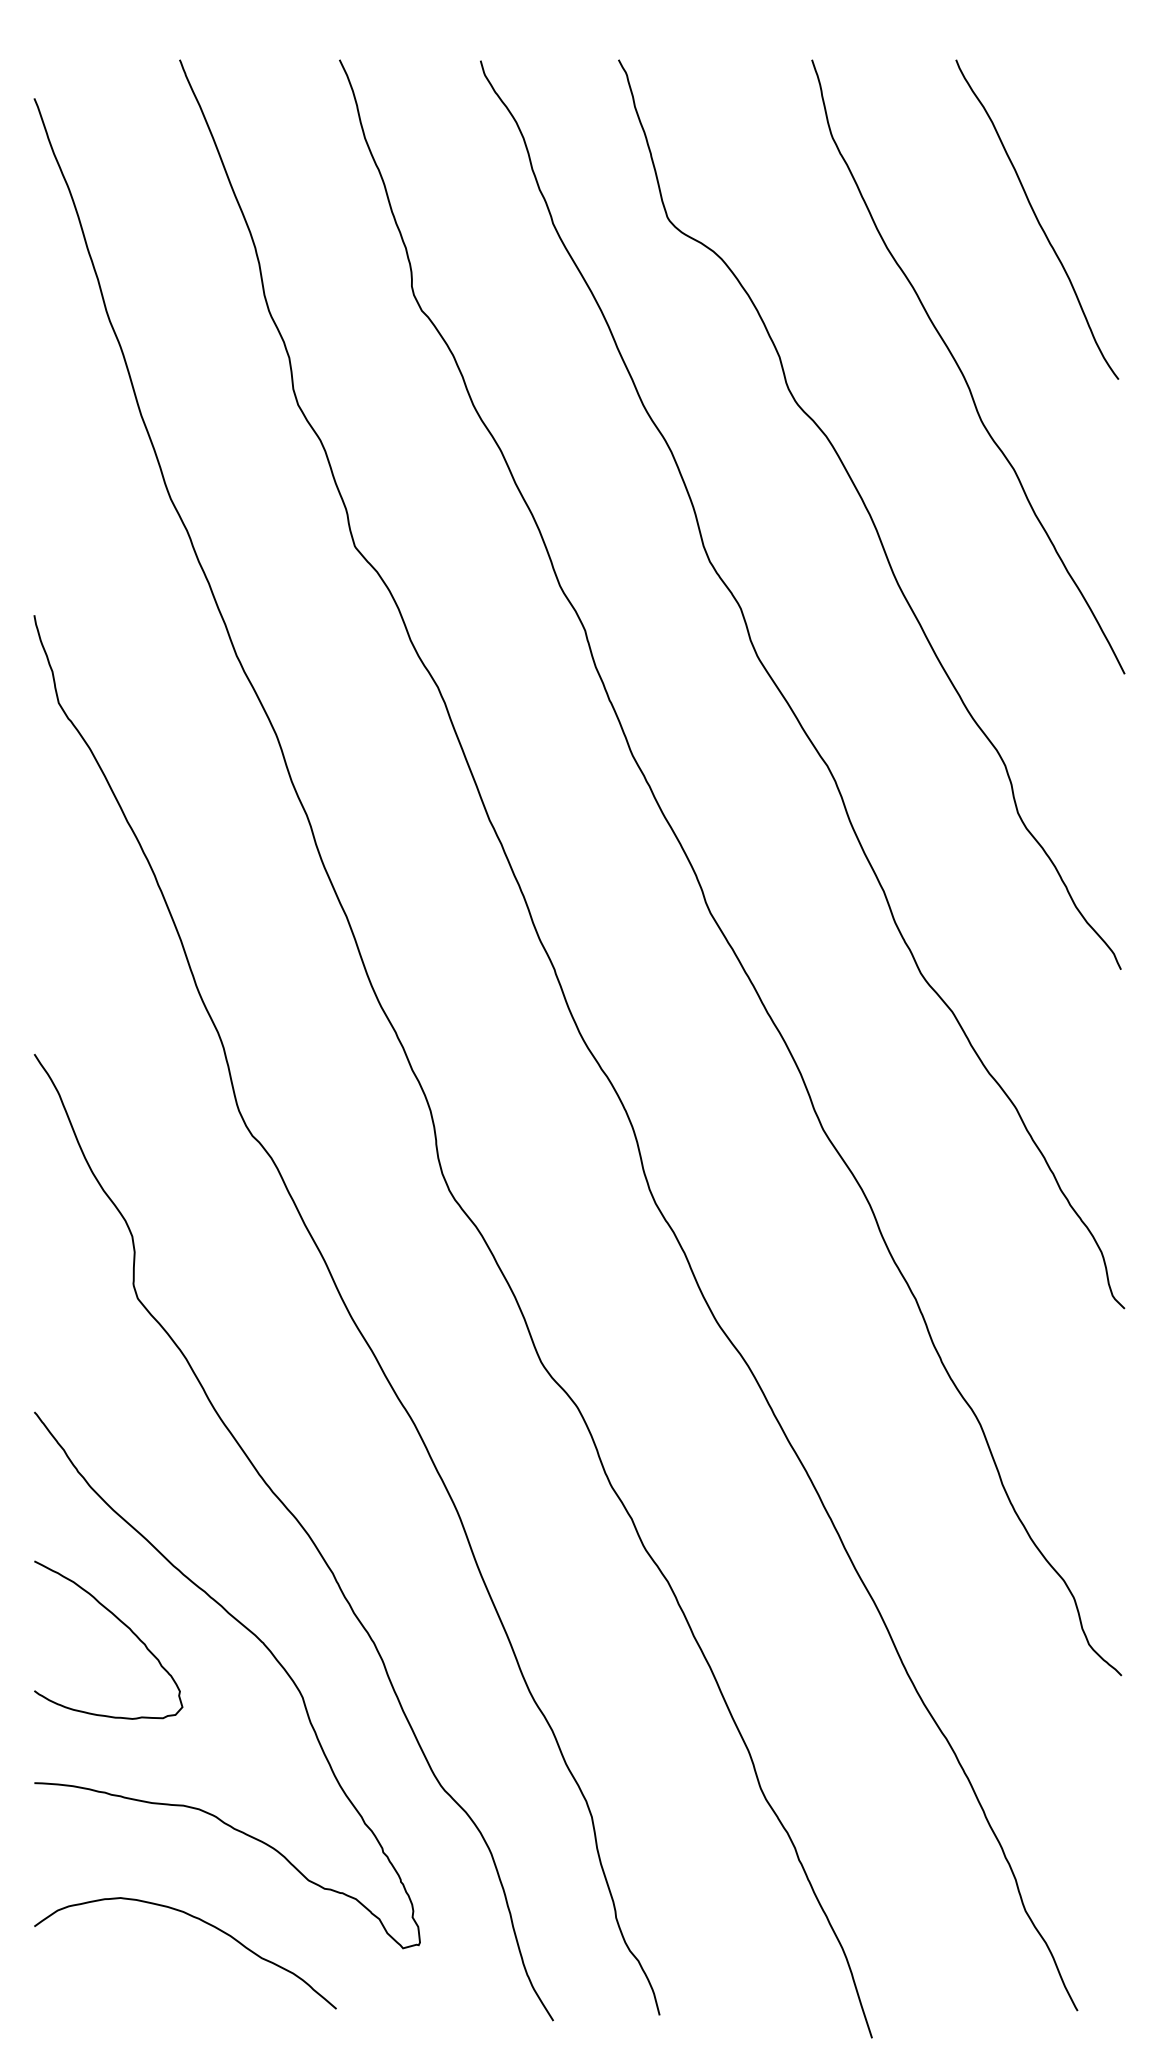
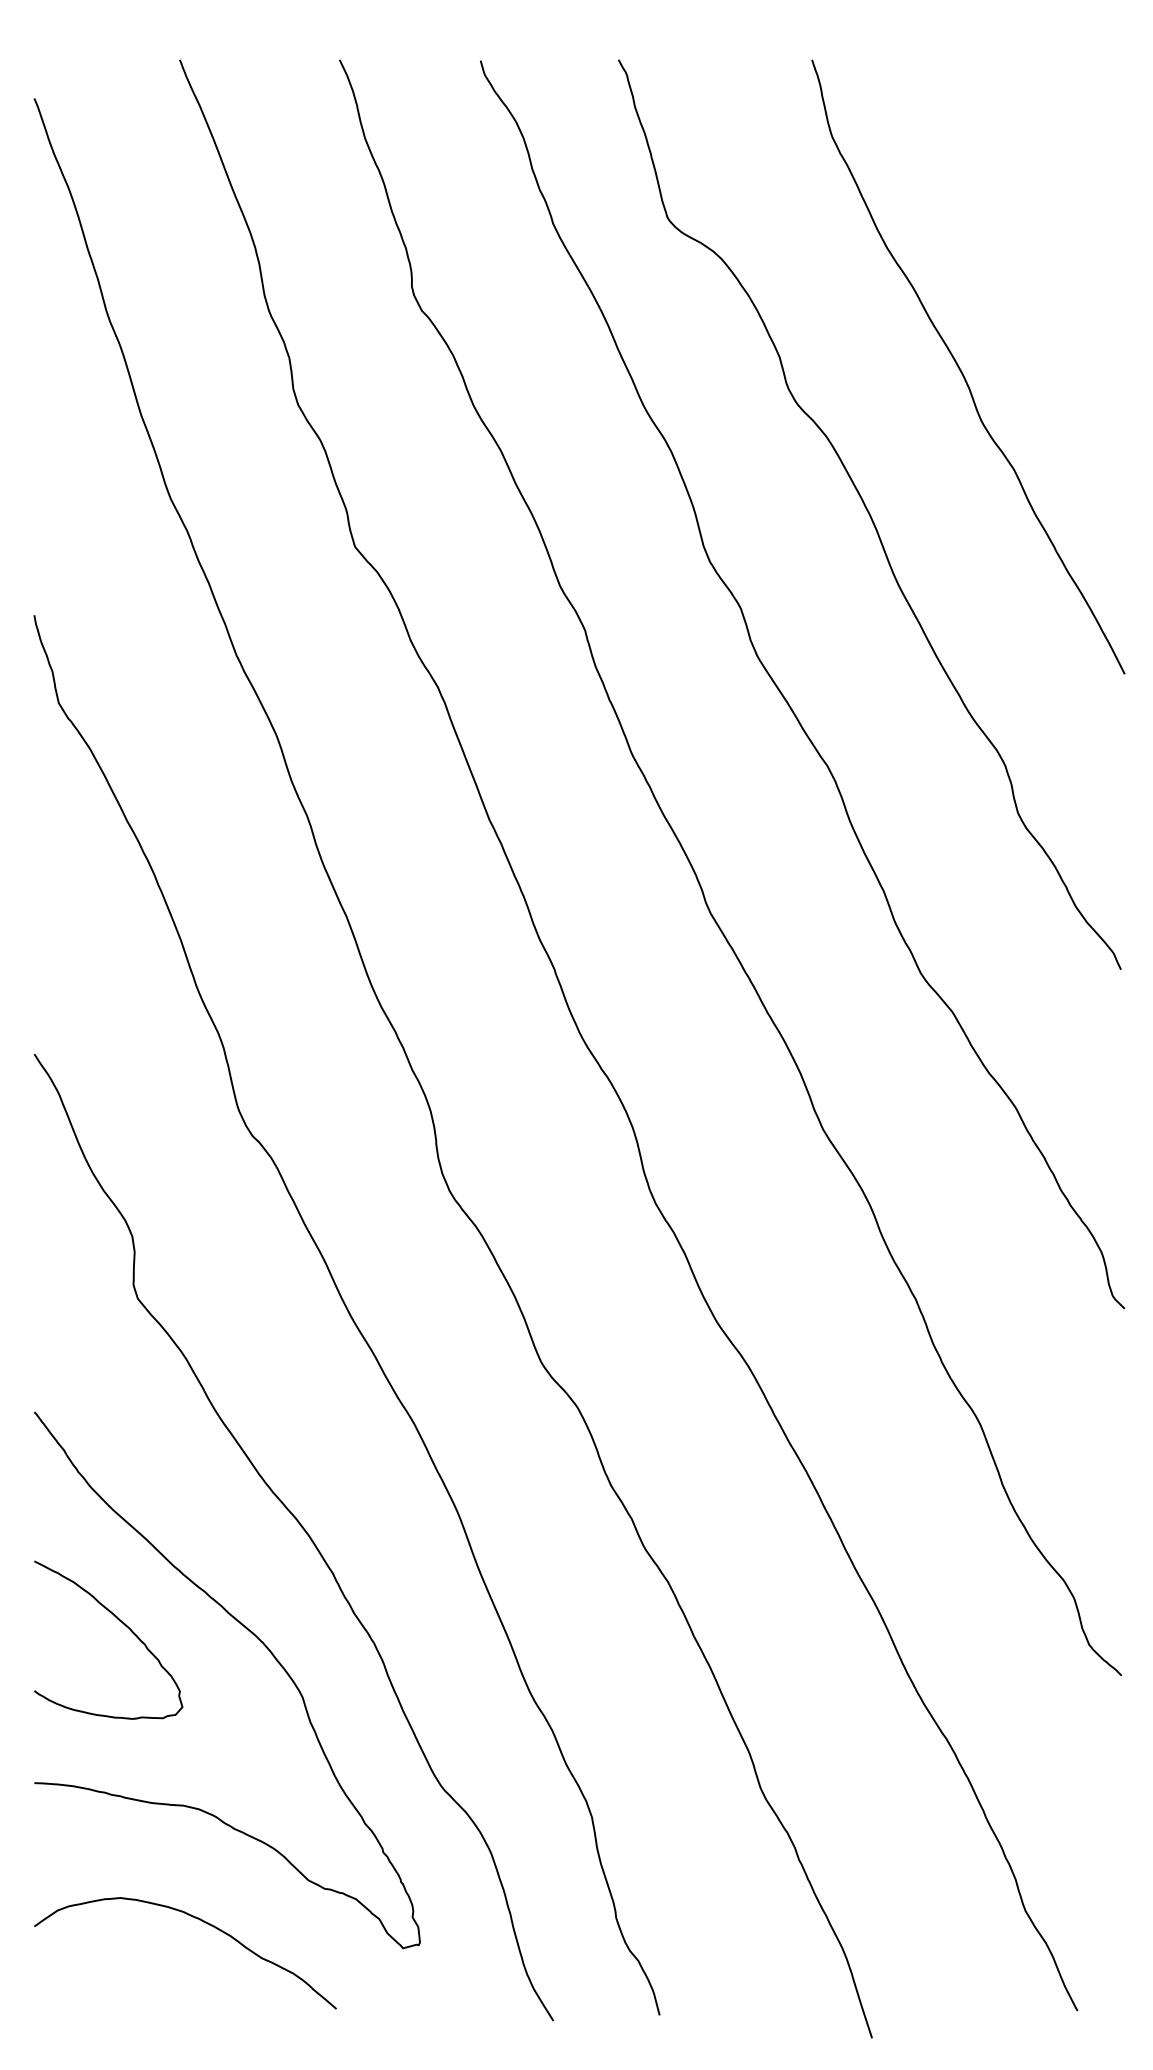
curve: present -> none (1037, 219)
